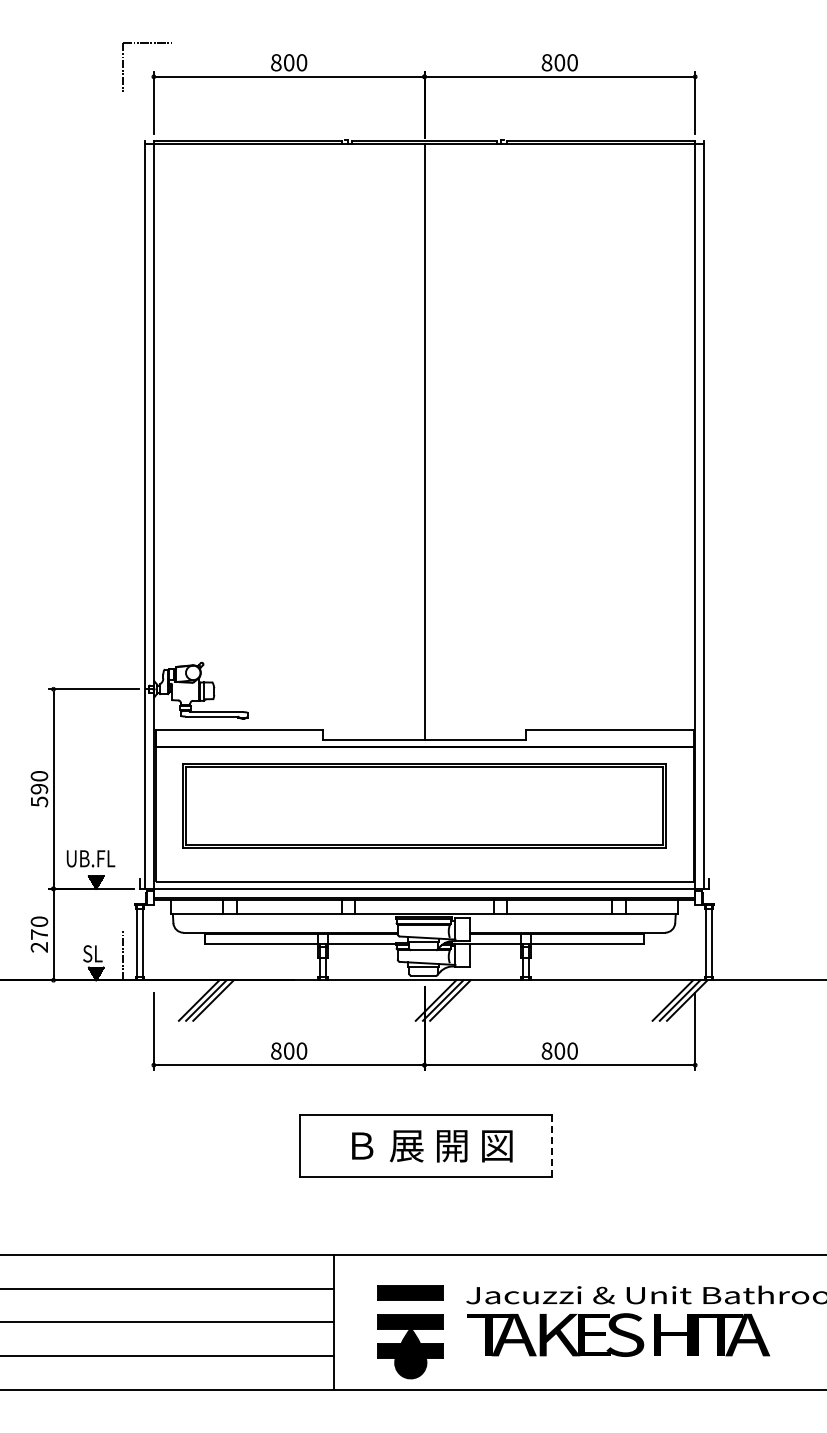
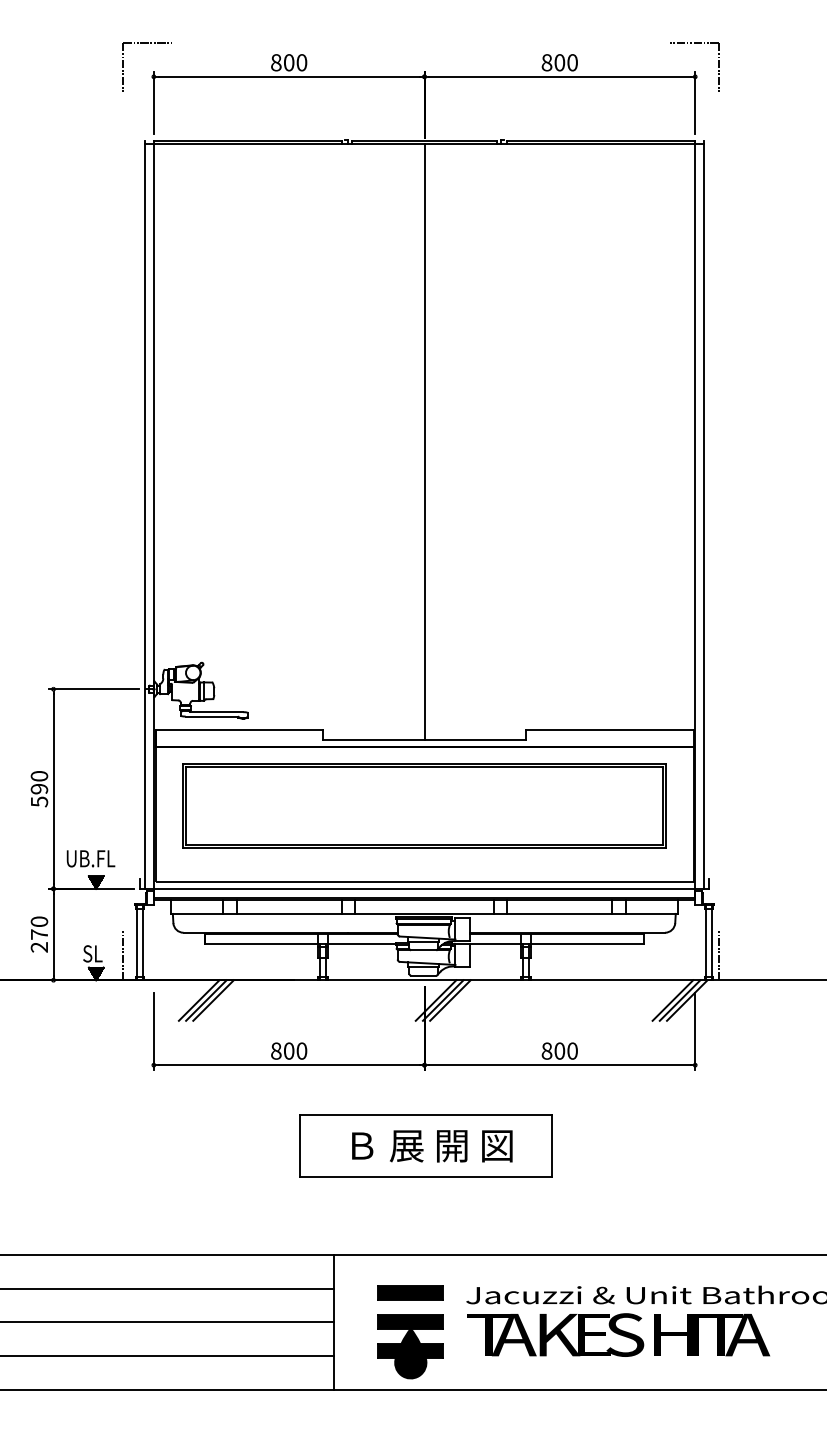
part: none -> present (694, 43)
line: none -> present (718, 954)
line: dashed -> solid (551, 1146)
